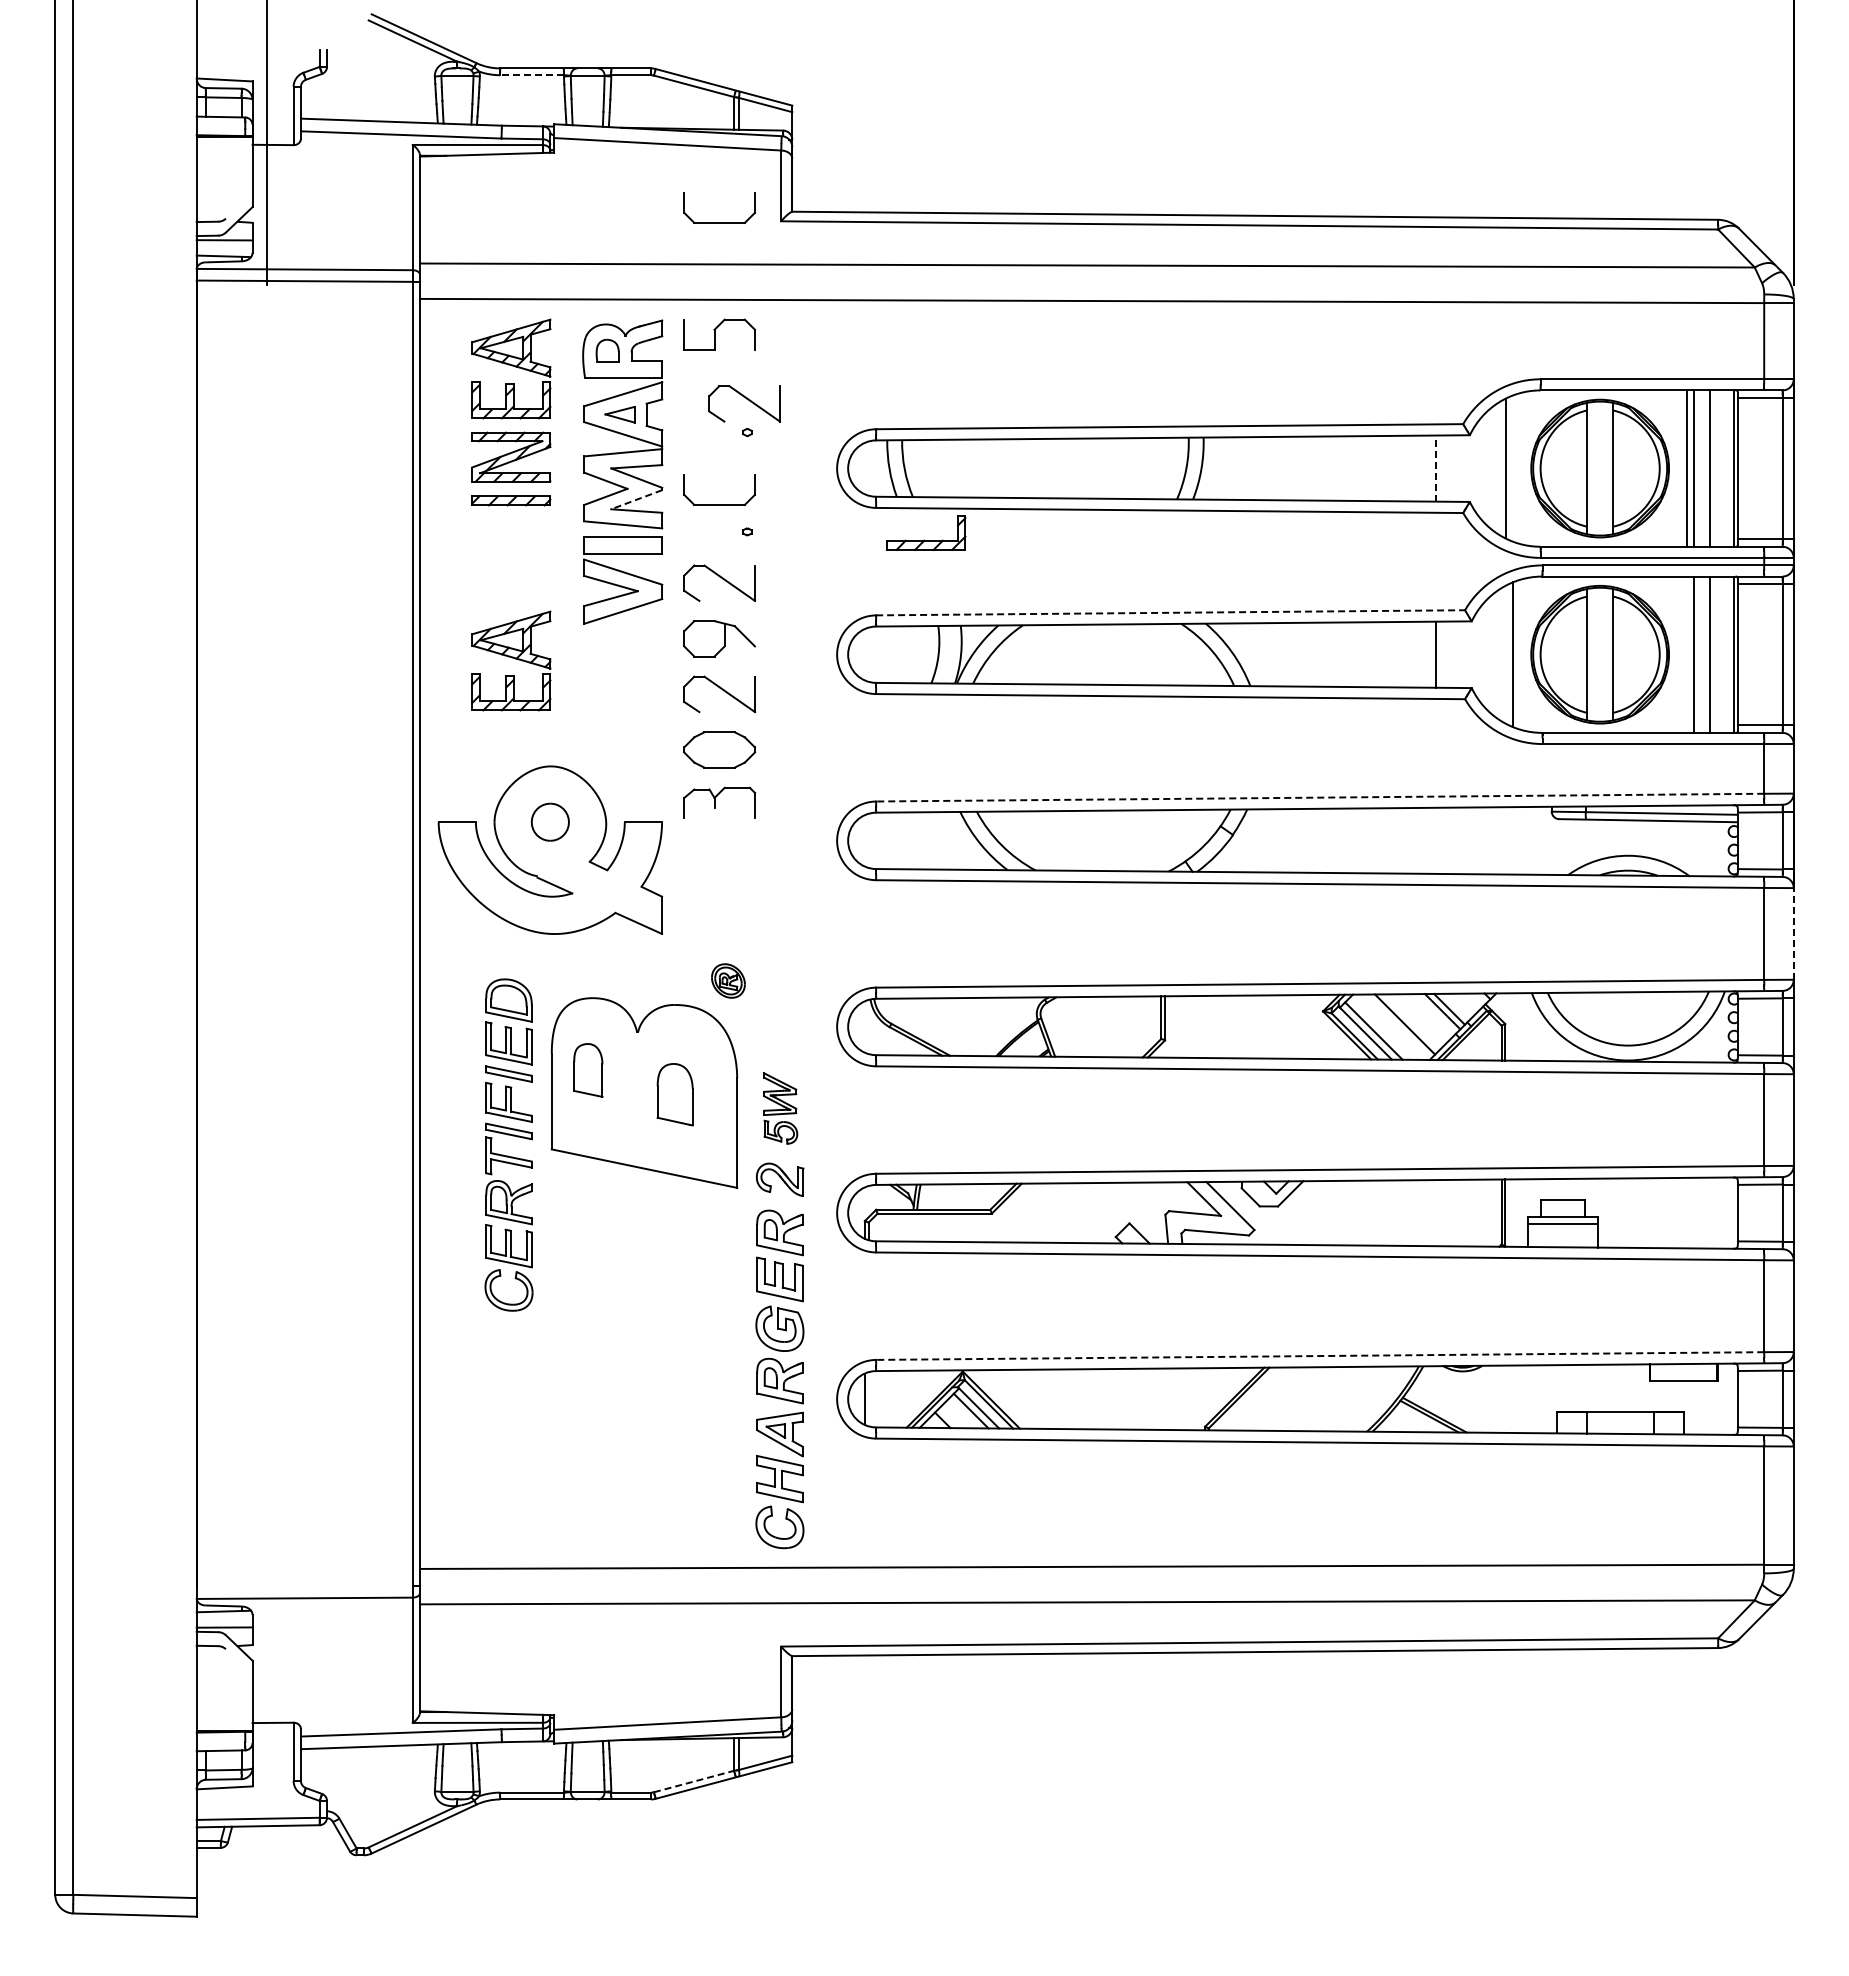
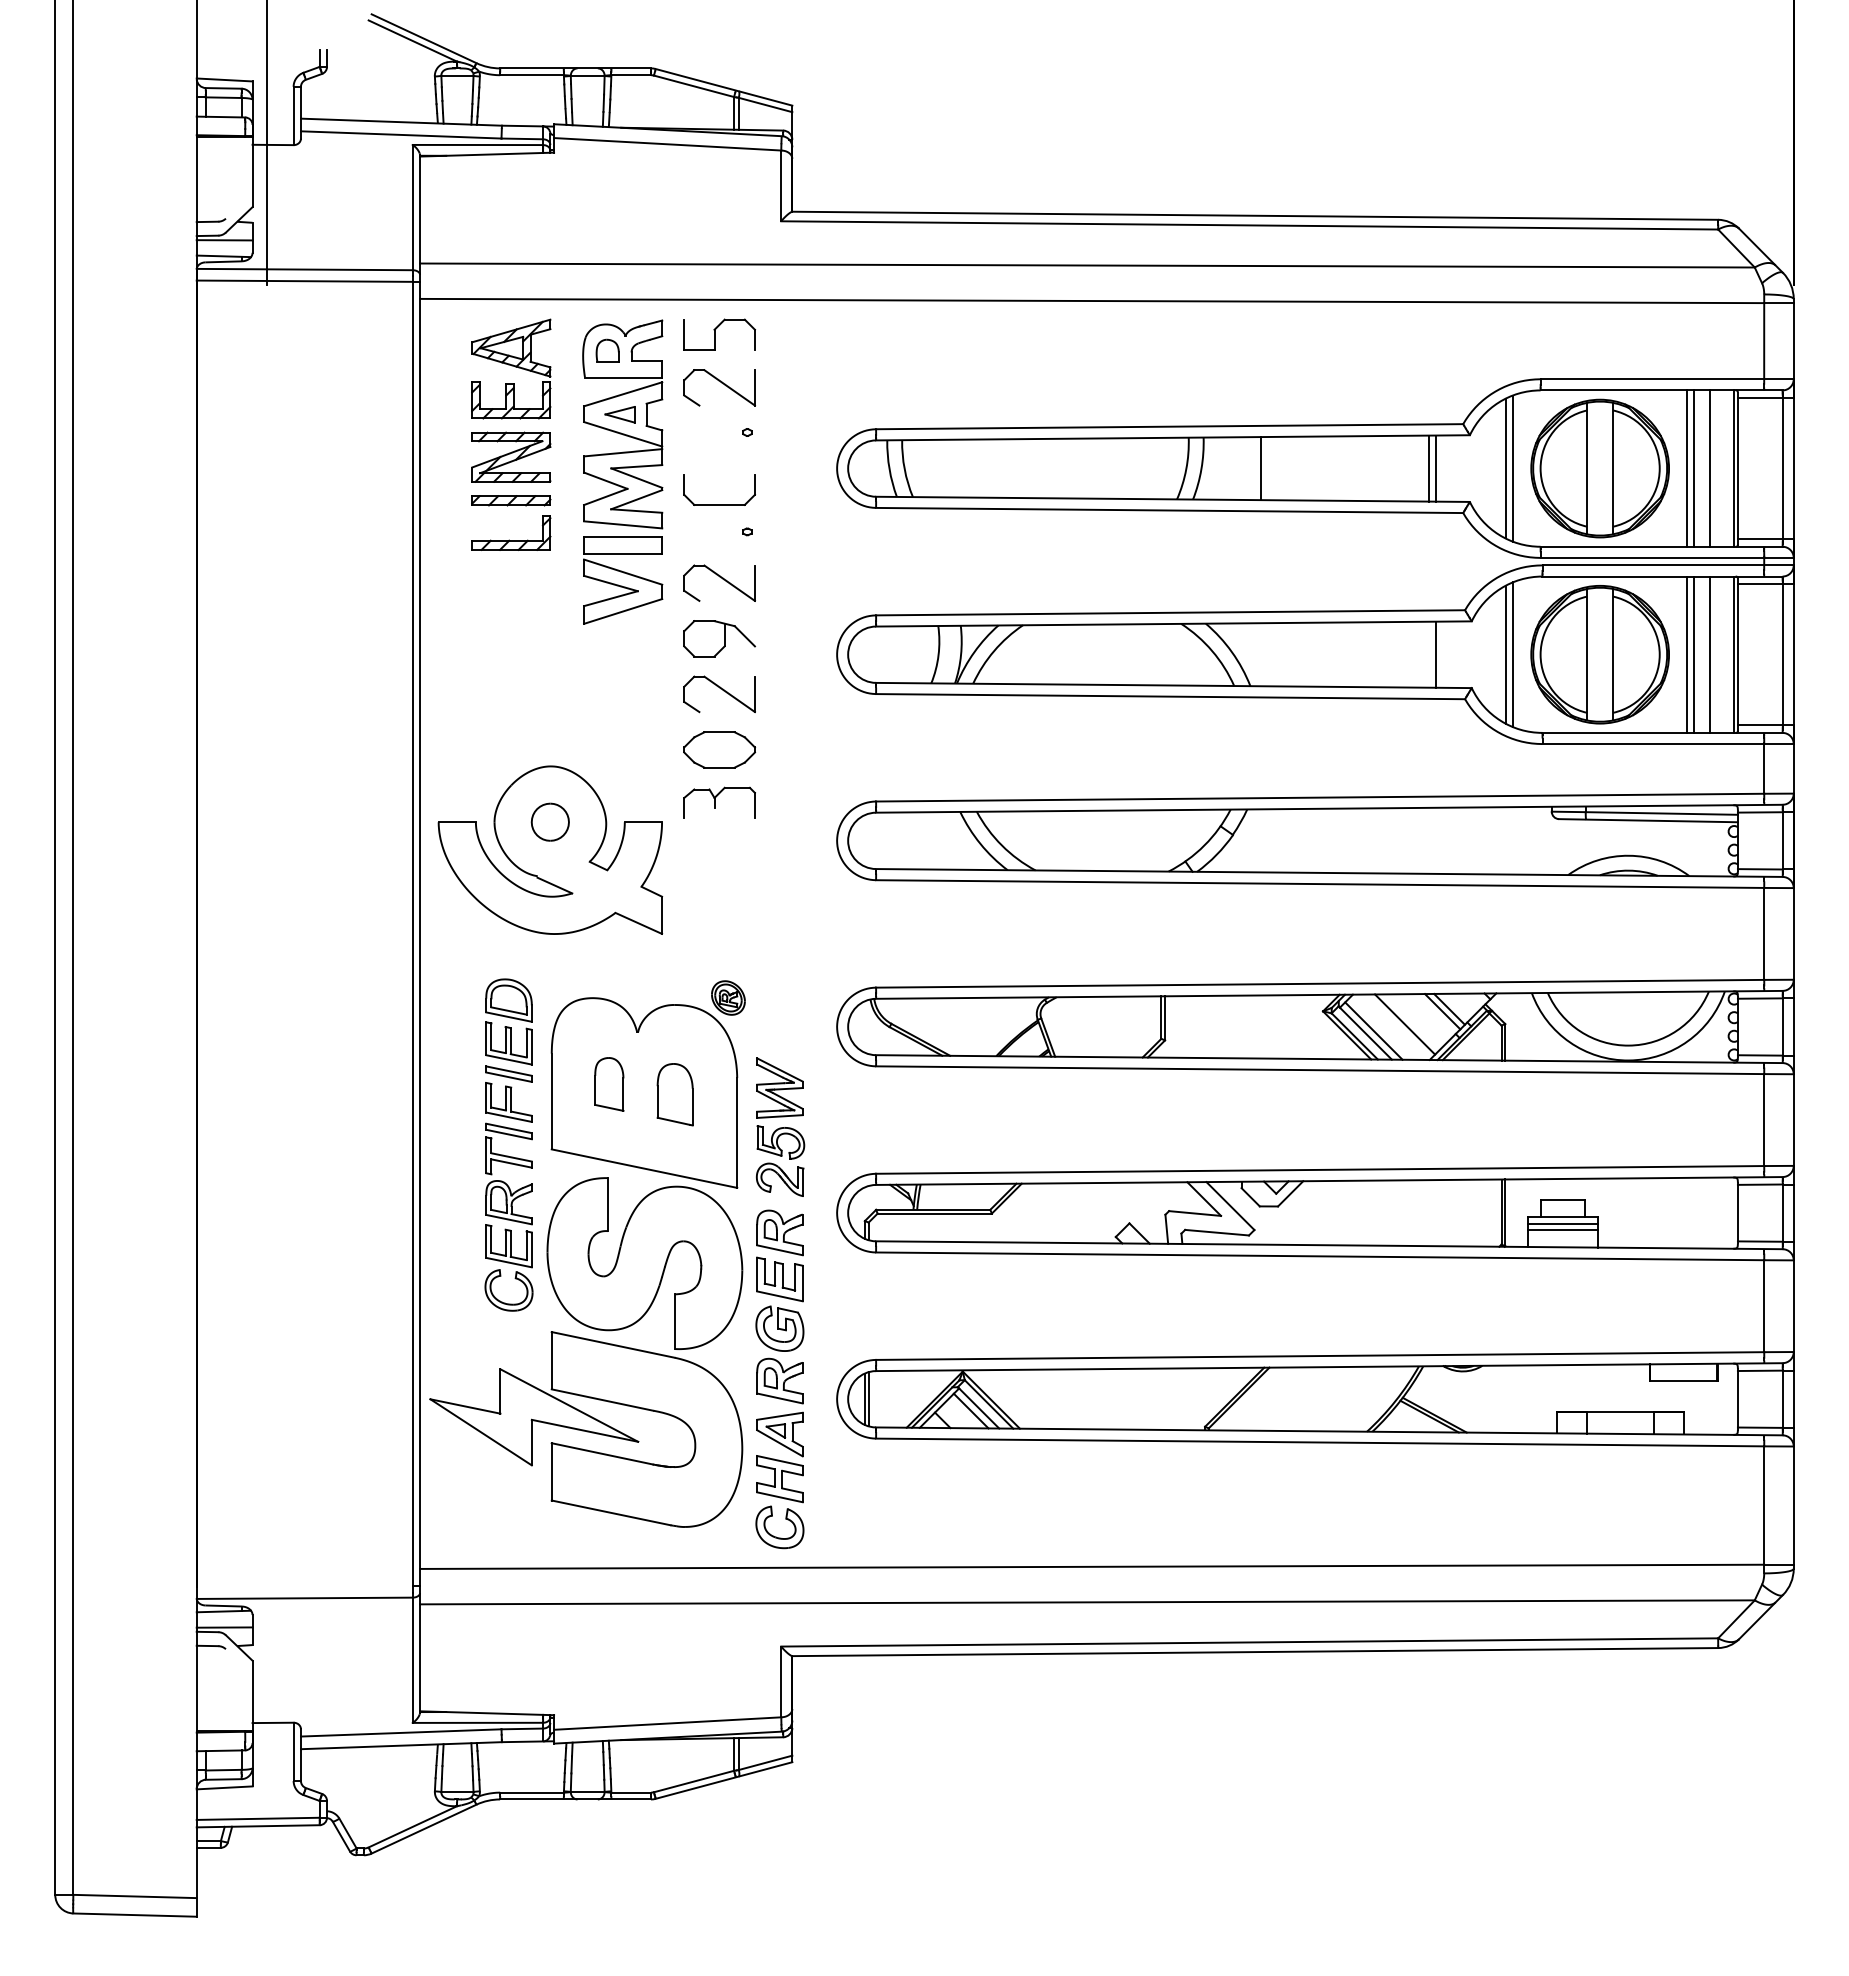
line: dashed -> solid (532, 75)
part: present -> none (719, 222)
part position: (744, 403) -> (719, 387) (719, 387)
line: none -> present (1261, 468)
line: none -> present (1428, 468)
line: dashed -> solid (1436, 468)
line: none -> present (1512, 468)
line: dashed -> solid (636, 499)
part position: (924, 539) -> (509, 539) (509, 539)
line: dashed -> solid (1171, 612)
line: none -> present (1505, 654)
line: none -> present (1686, 654)
part: present -> none (511, 660)
line: dashed -> solid (1319, 797)
line: dashed -> solid (1793, 933)
part position: (728, 980) -> (728, 997) (728, 997)
part position: (588, 1070) -> (609, 1084) (609, 1084)
part size: 36x73 px -> 50x103 px (780, 1108)
line: none -> present (1562, 1229)
part: none -> present (586, 1352)
line: dashed -> solid (1319, 1356)
line: none -> present (868, 1399)
line: dashed -> solid (694, 1781)
